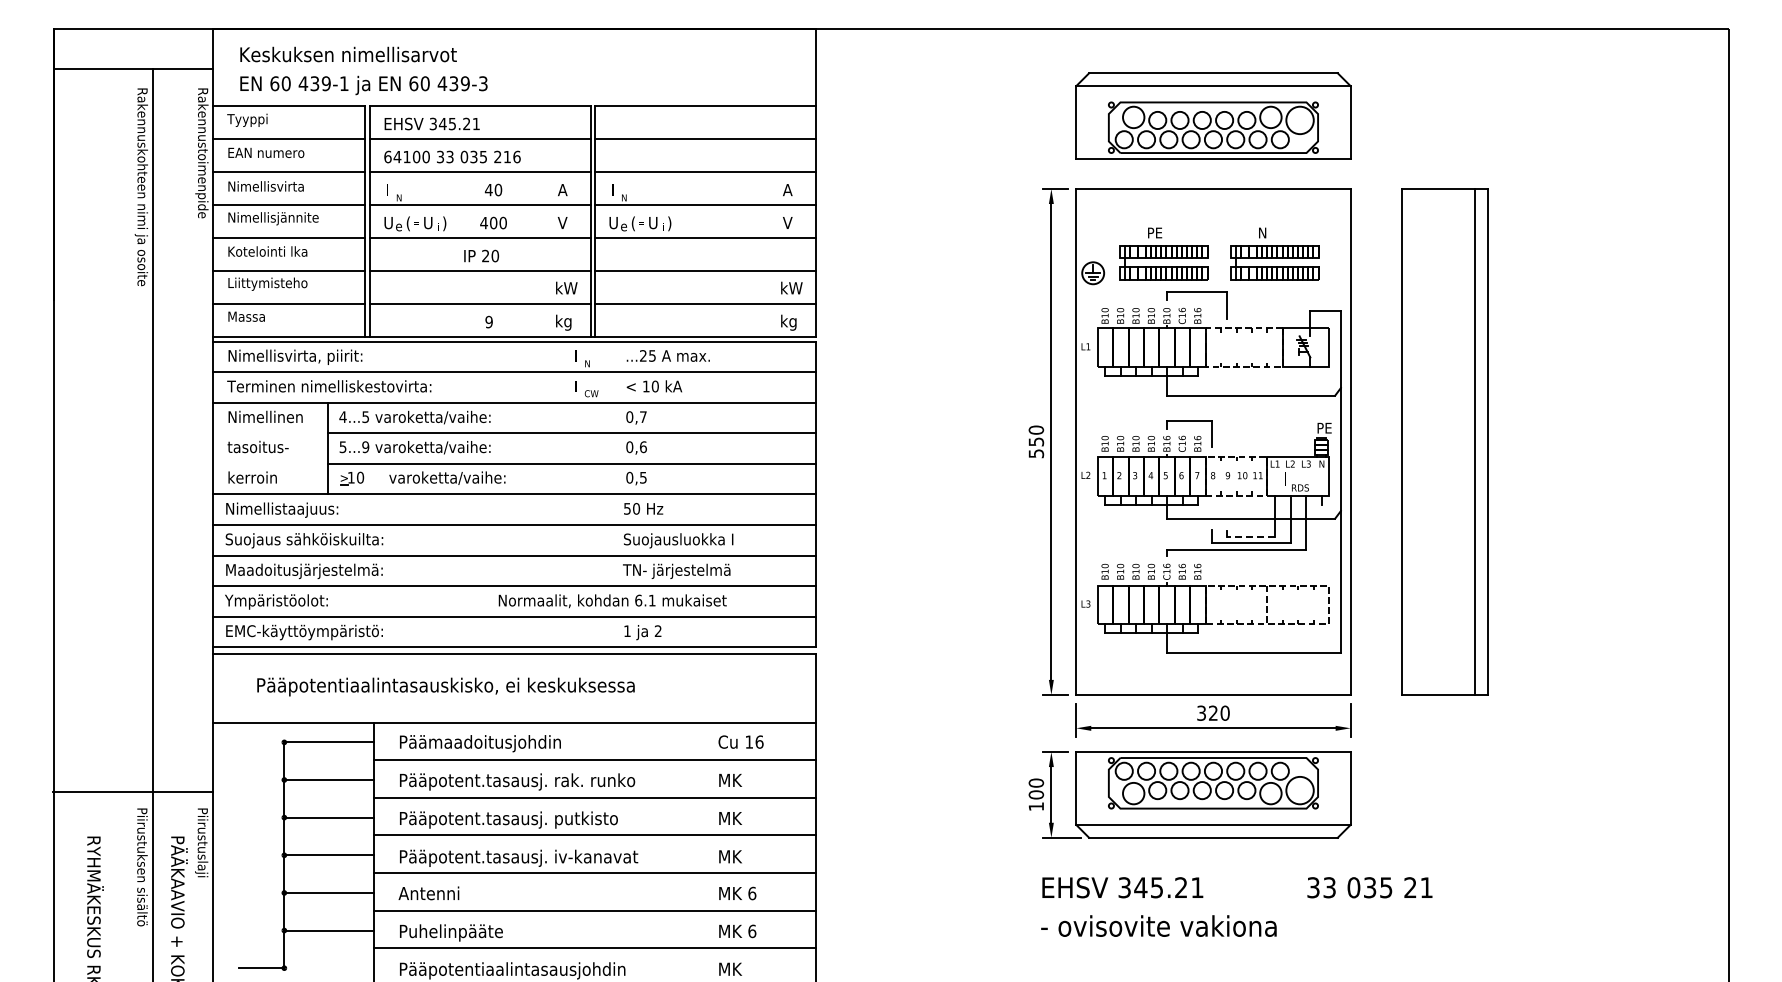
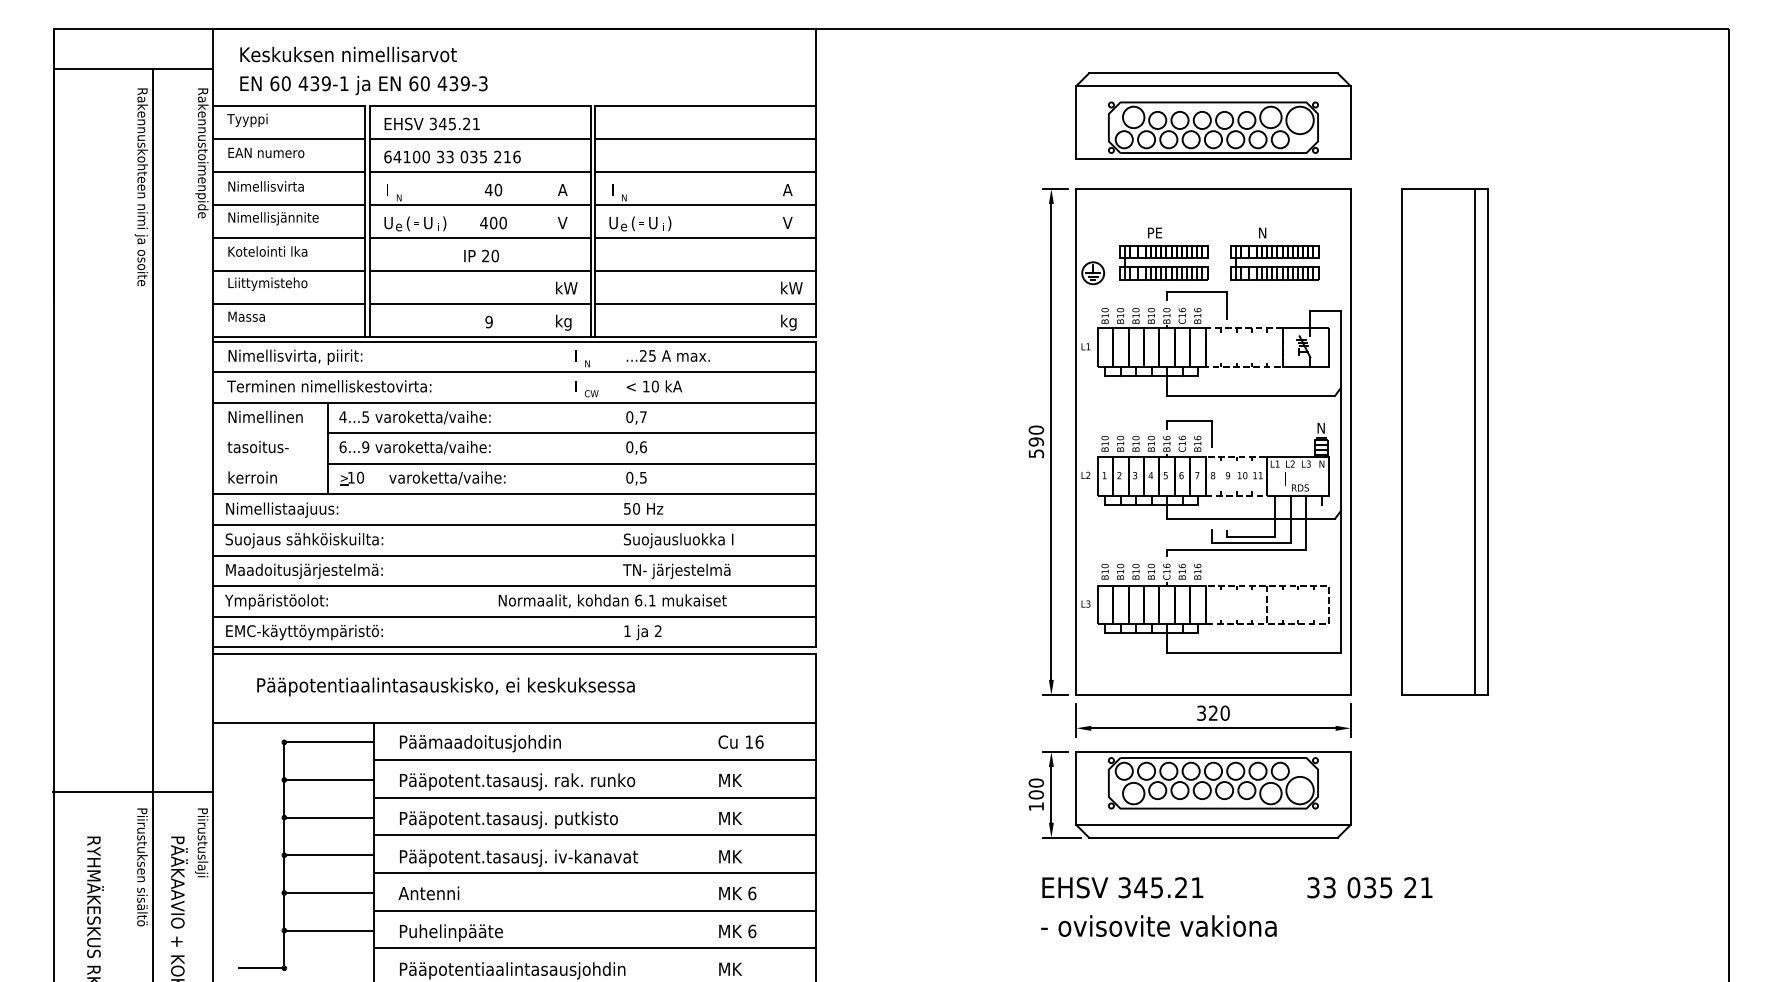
text: PE -> N (1324, 427)
text: 550 -> 590 (1035, 441)
text: 5...9 -> 6...9 (342, 447)
line: dashed -> solid (1250, 536)
